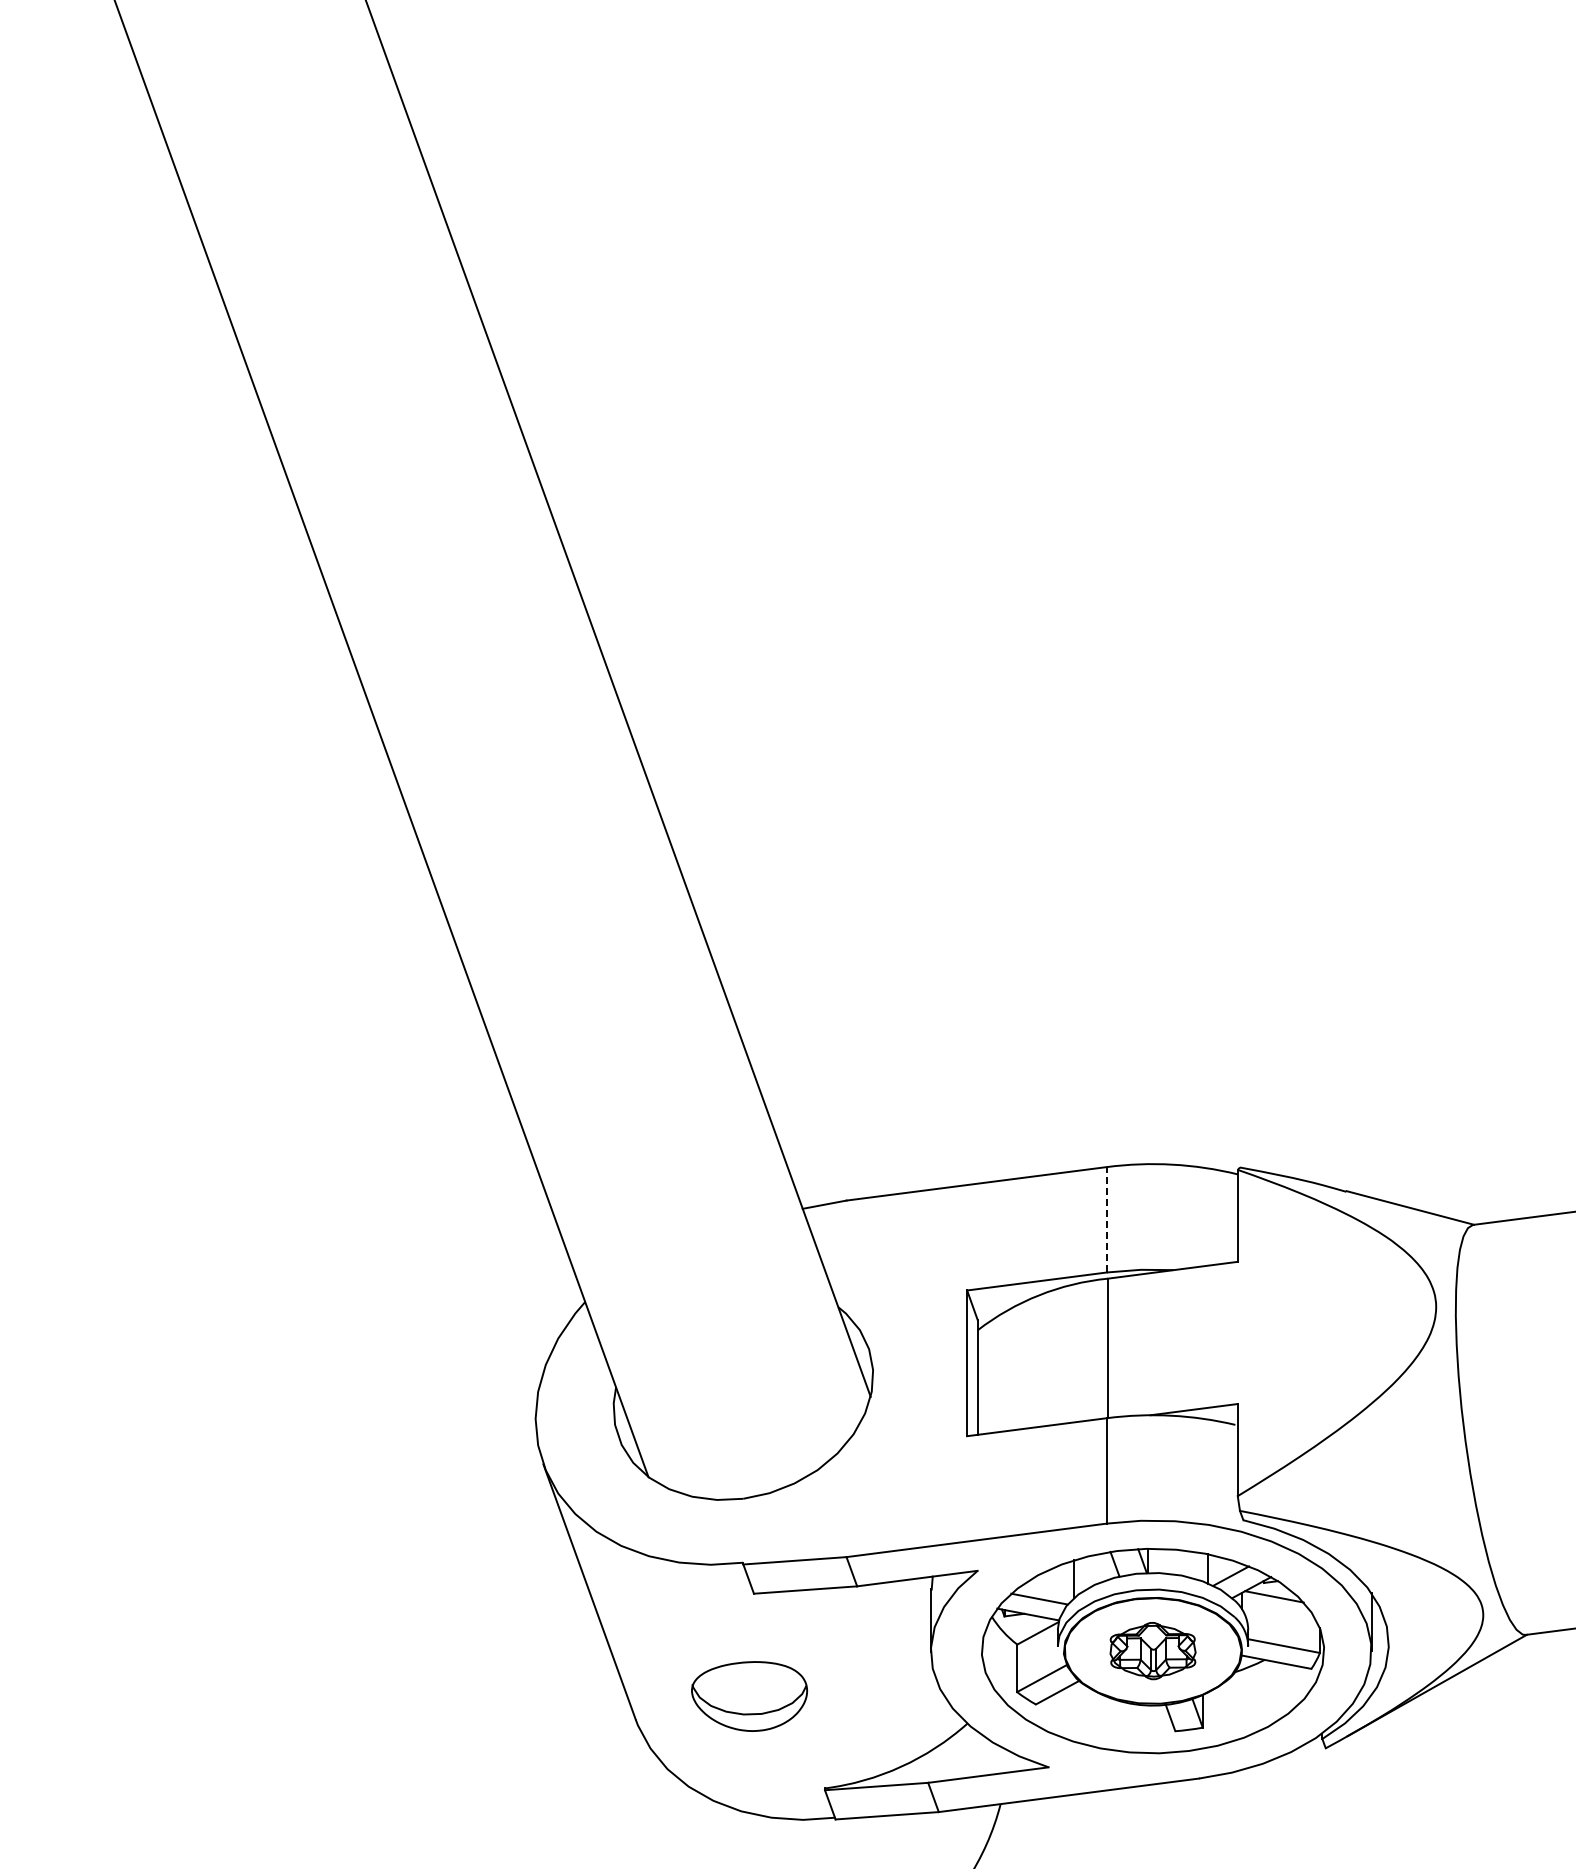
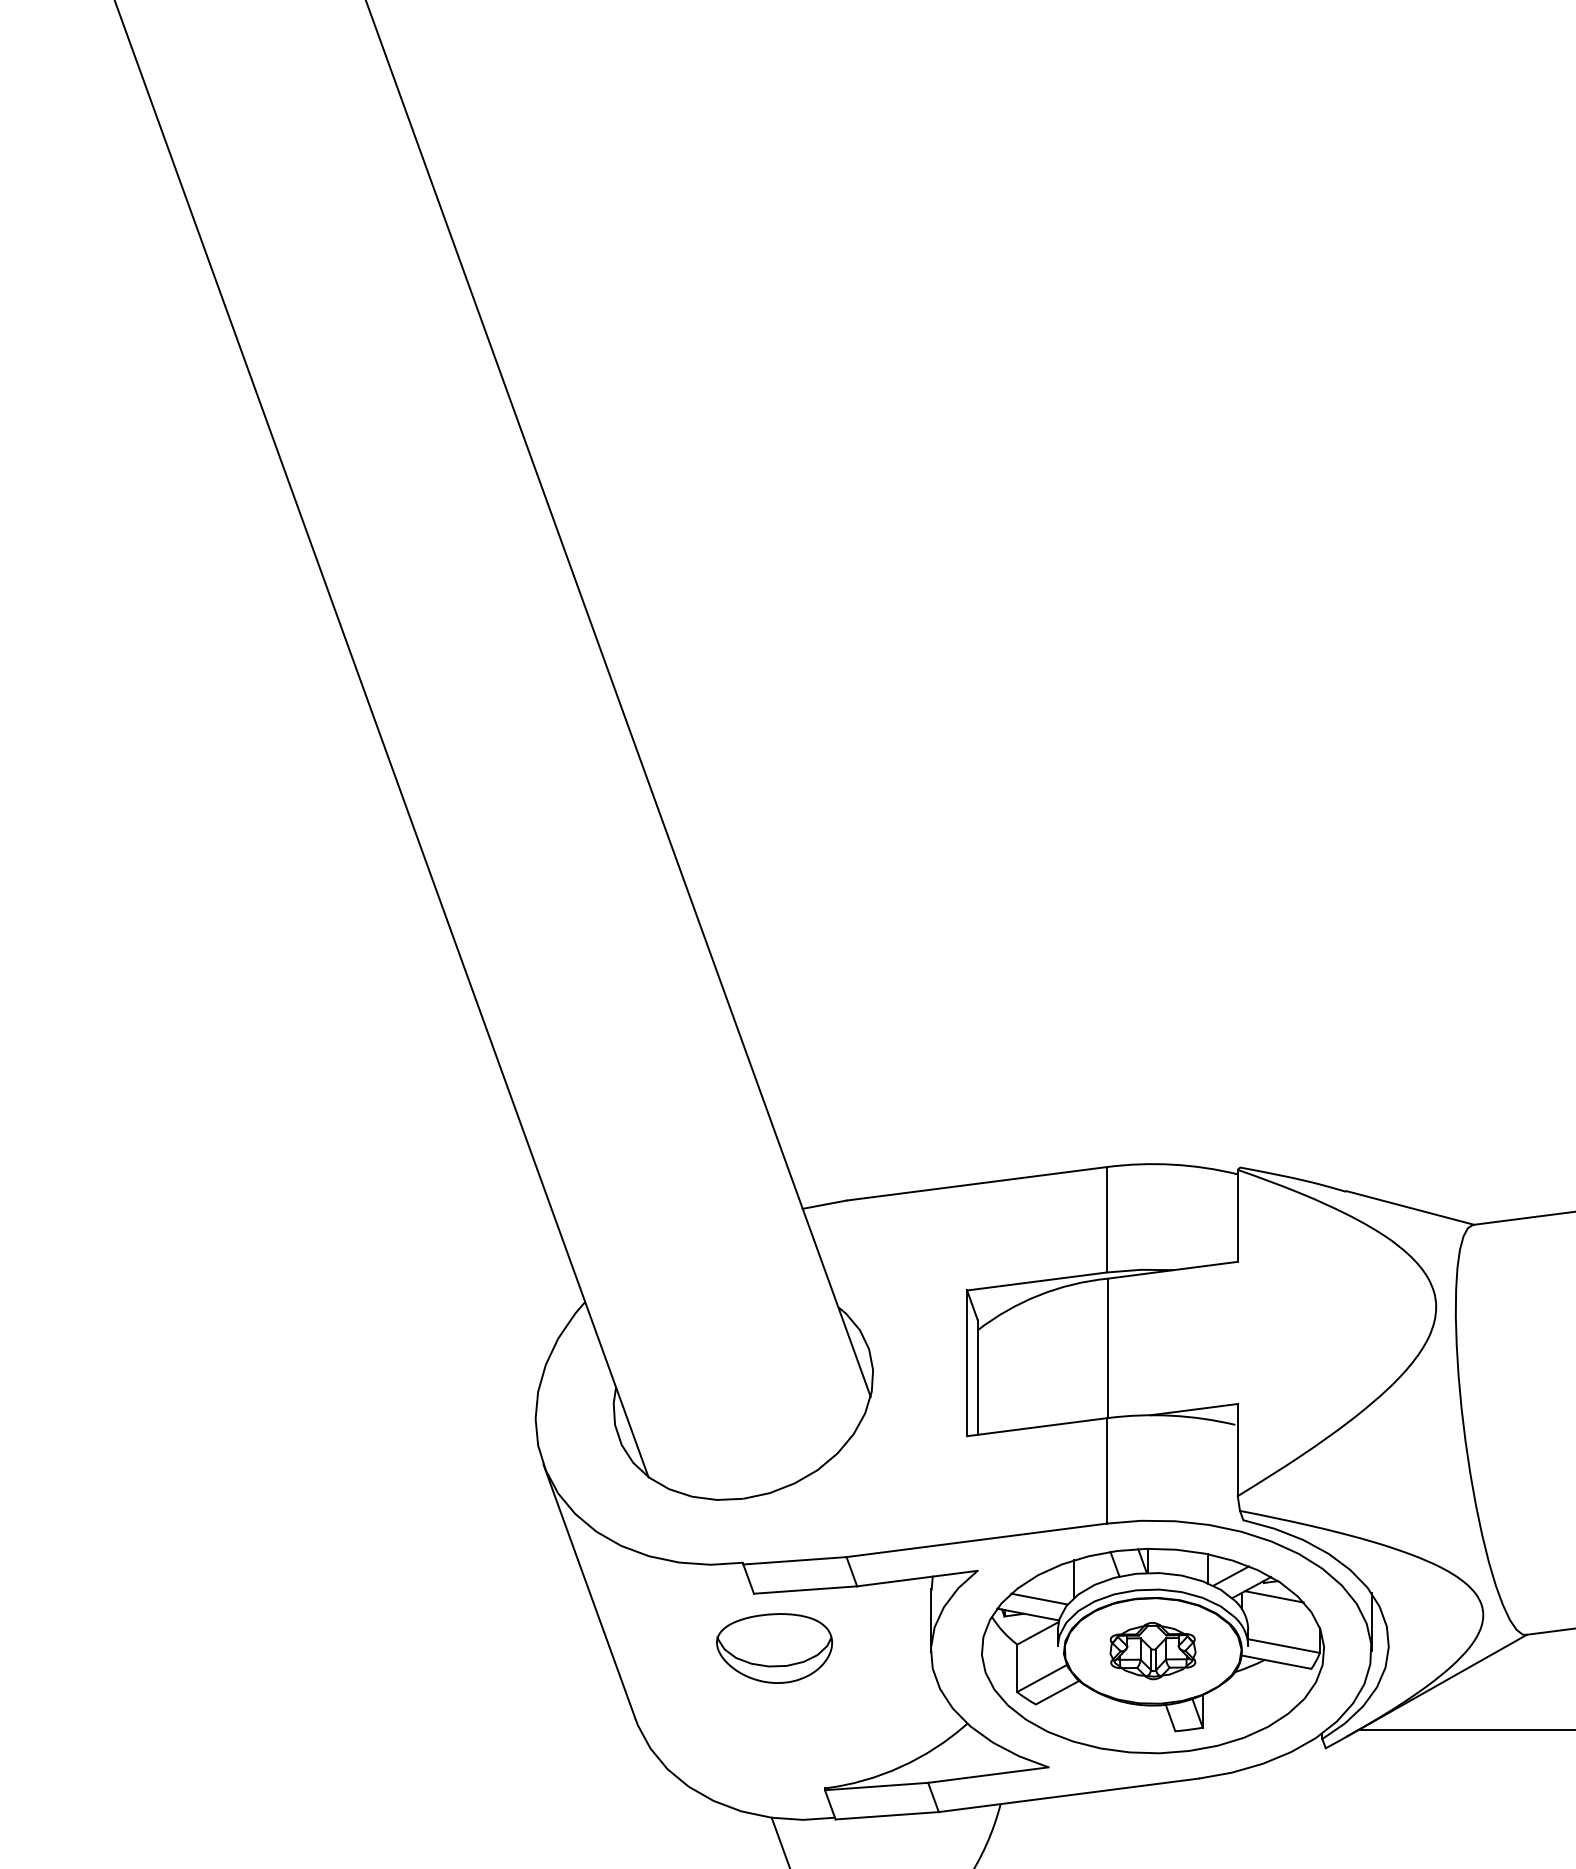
line: dashed -> solid (1106, 1219)
part position: (749, 1696) -> (774, 1648) (774, 1648)
line: none -> present (1464, 1730)
line: none -> present (780, 1841)
